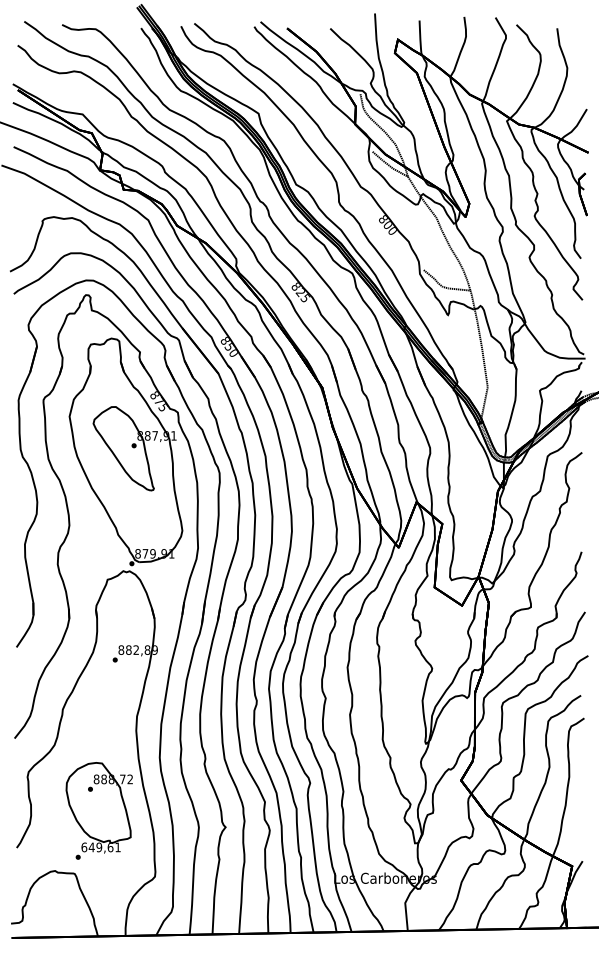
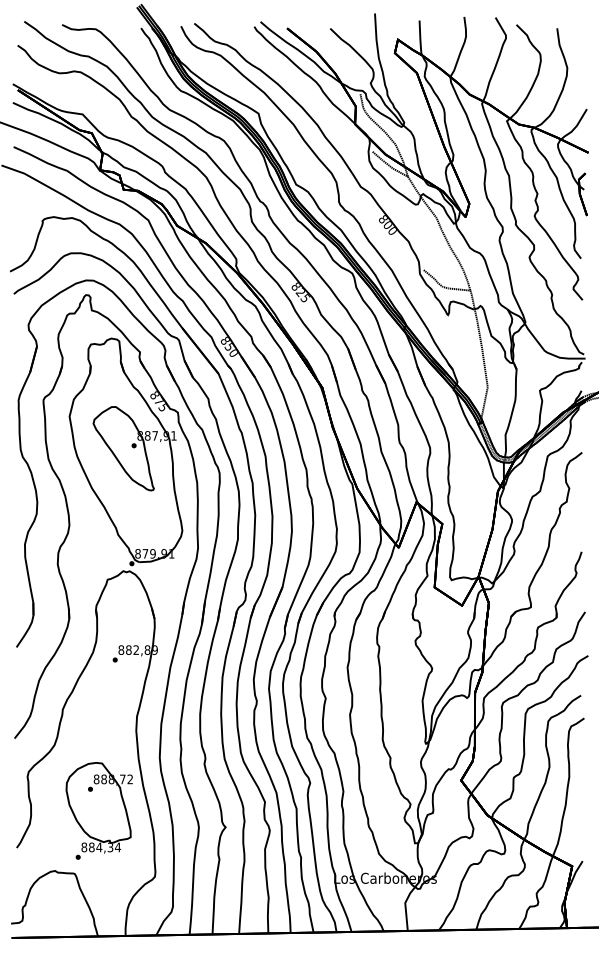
text: 649,61 -> 884,34 (101, 847)
